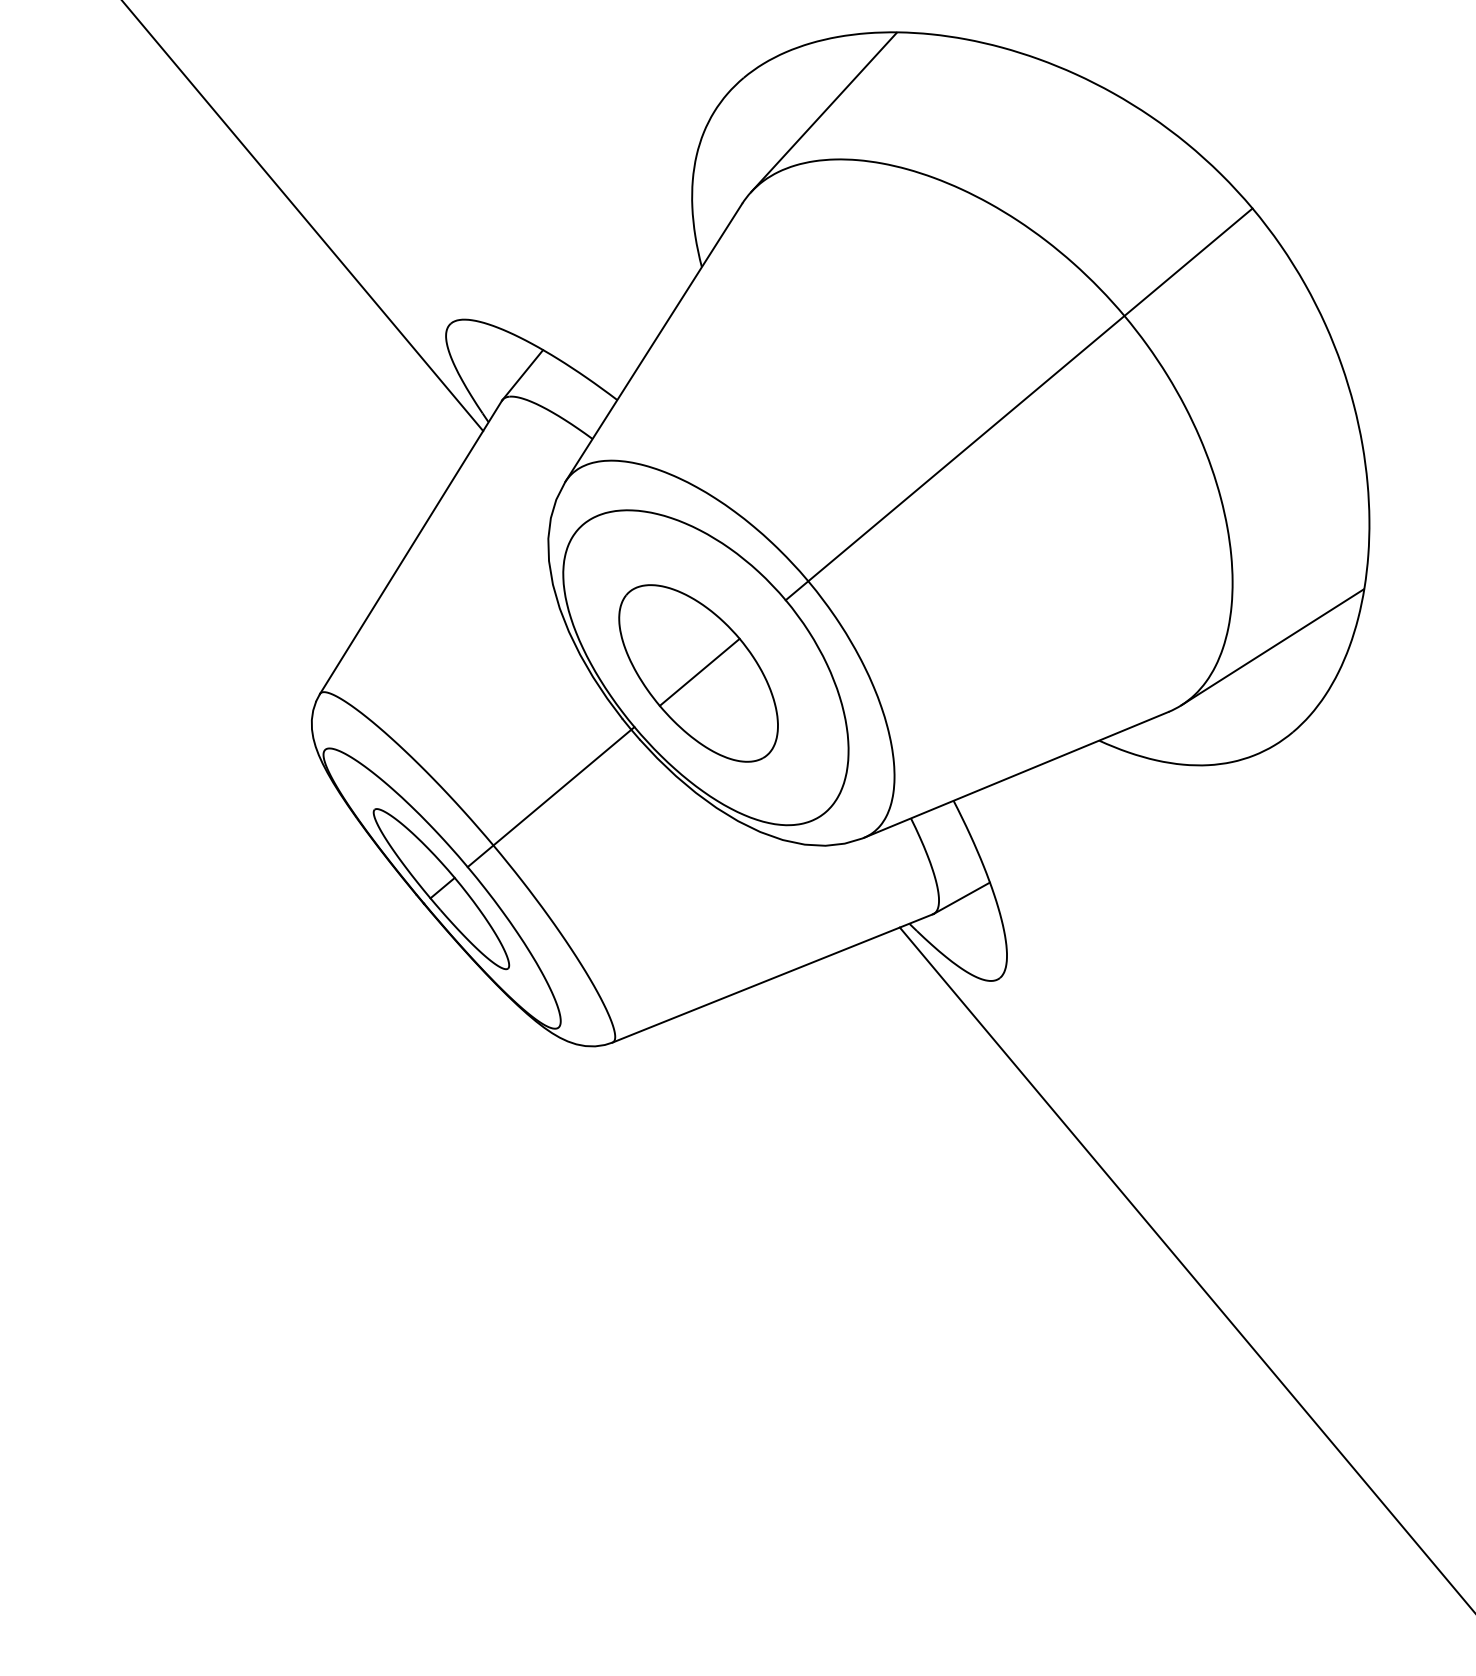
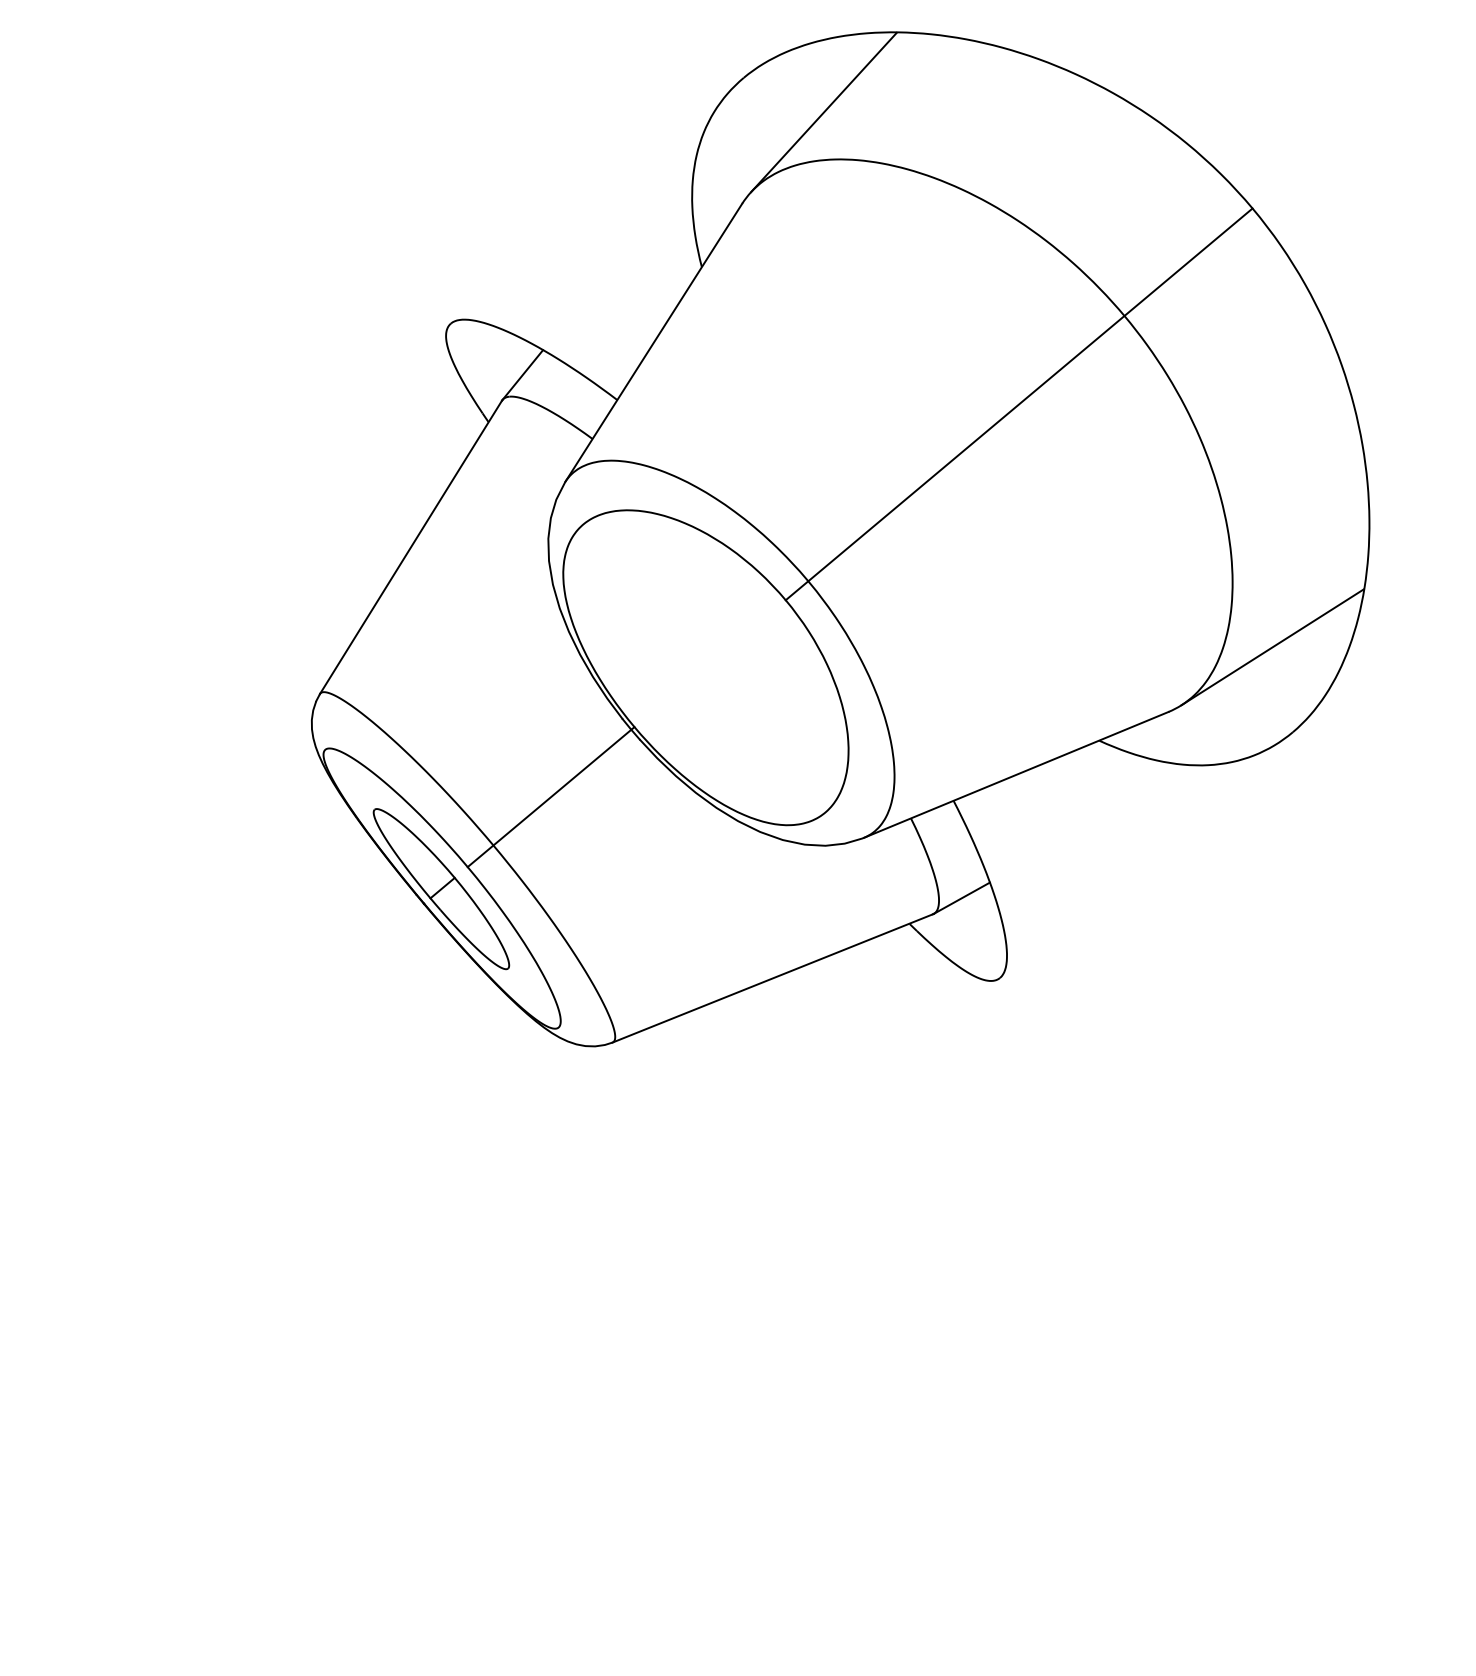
line: present -> none (303, 216)
part: present -> none (698, 673)
line: present -> none (1185, 1268)
